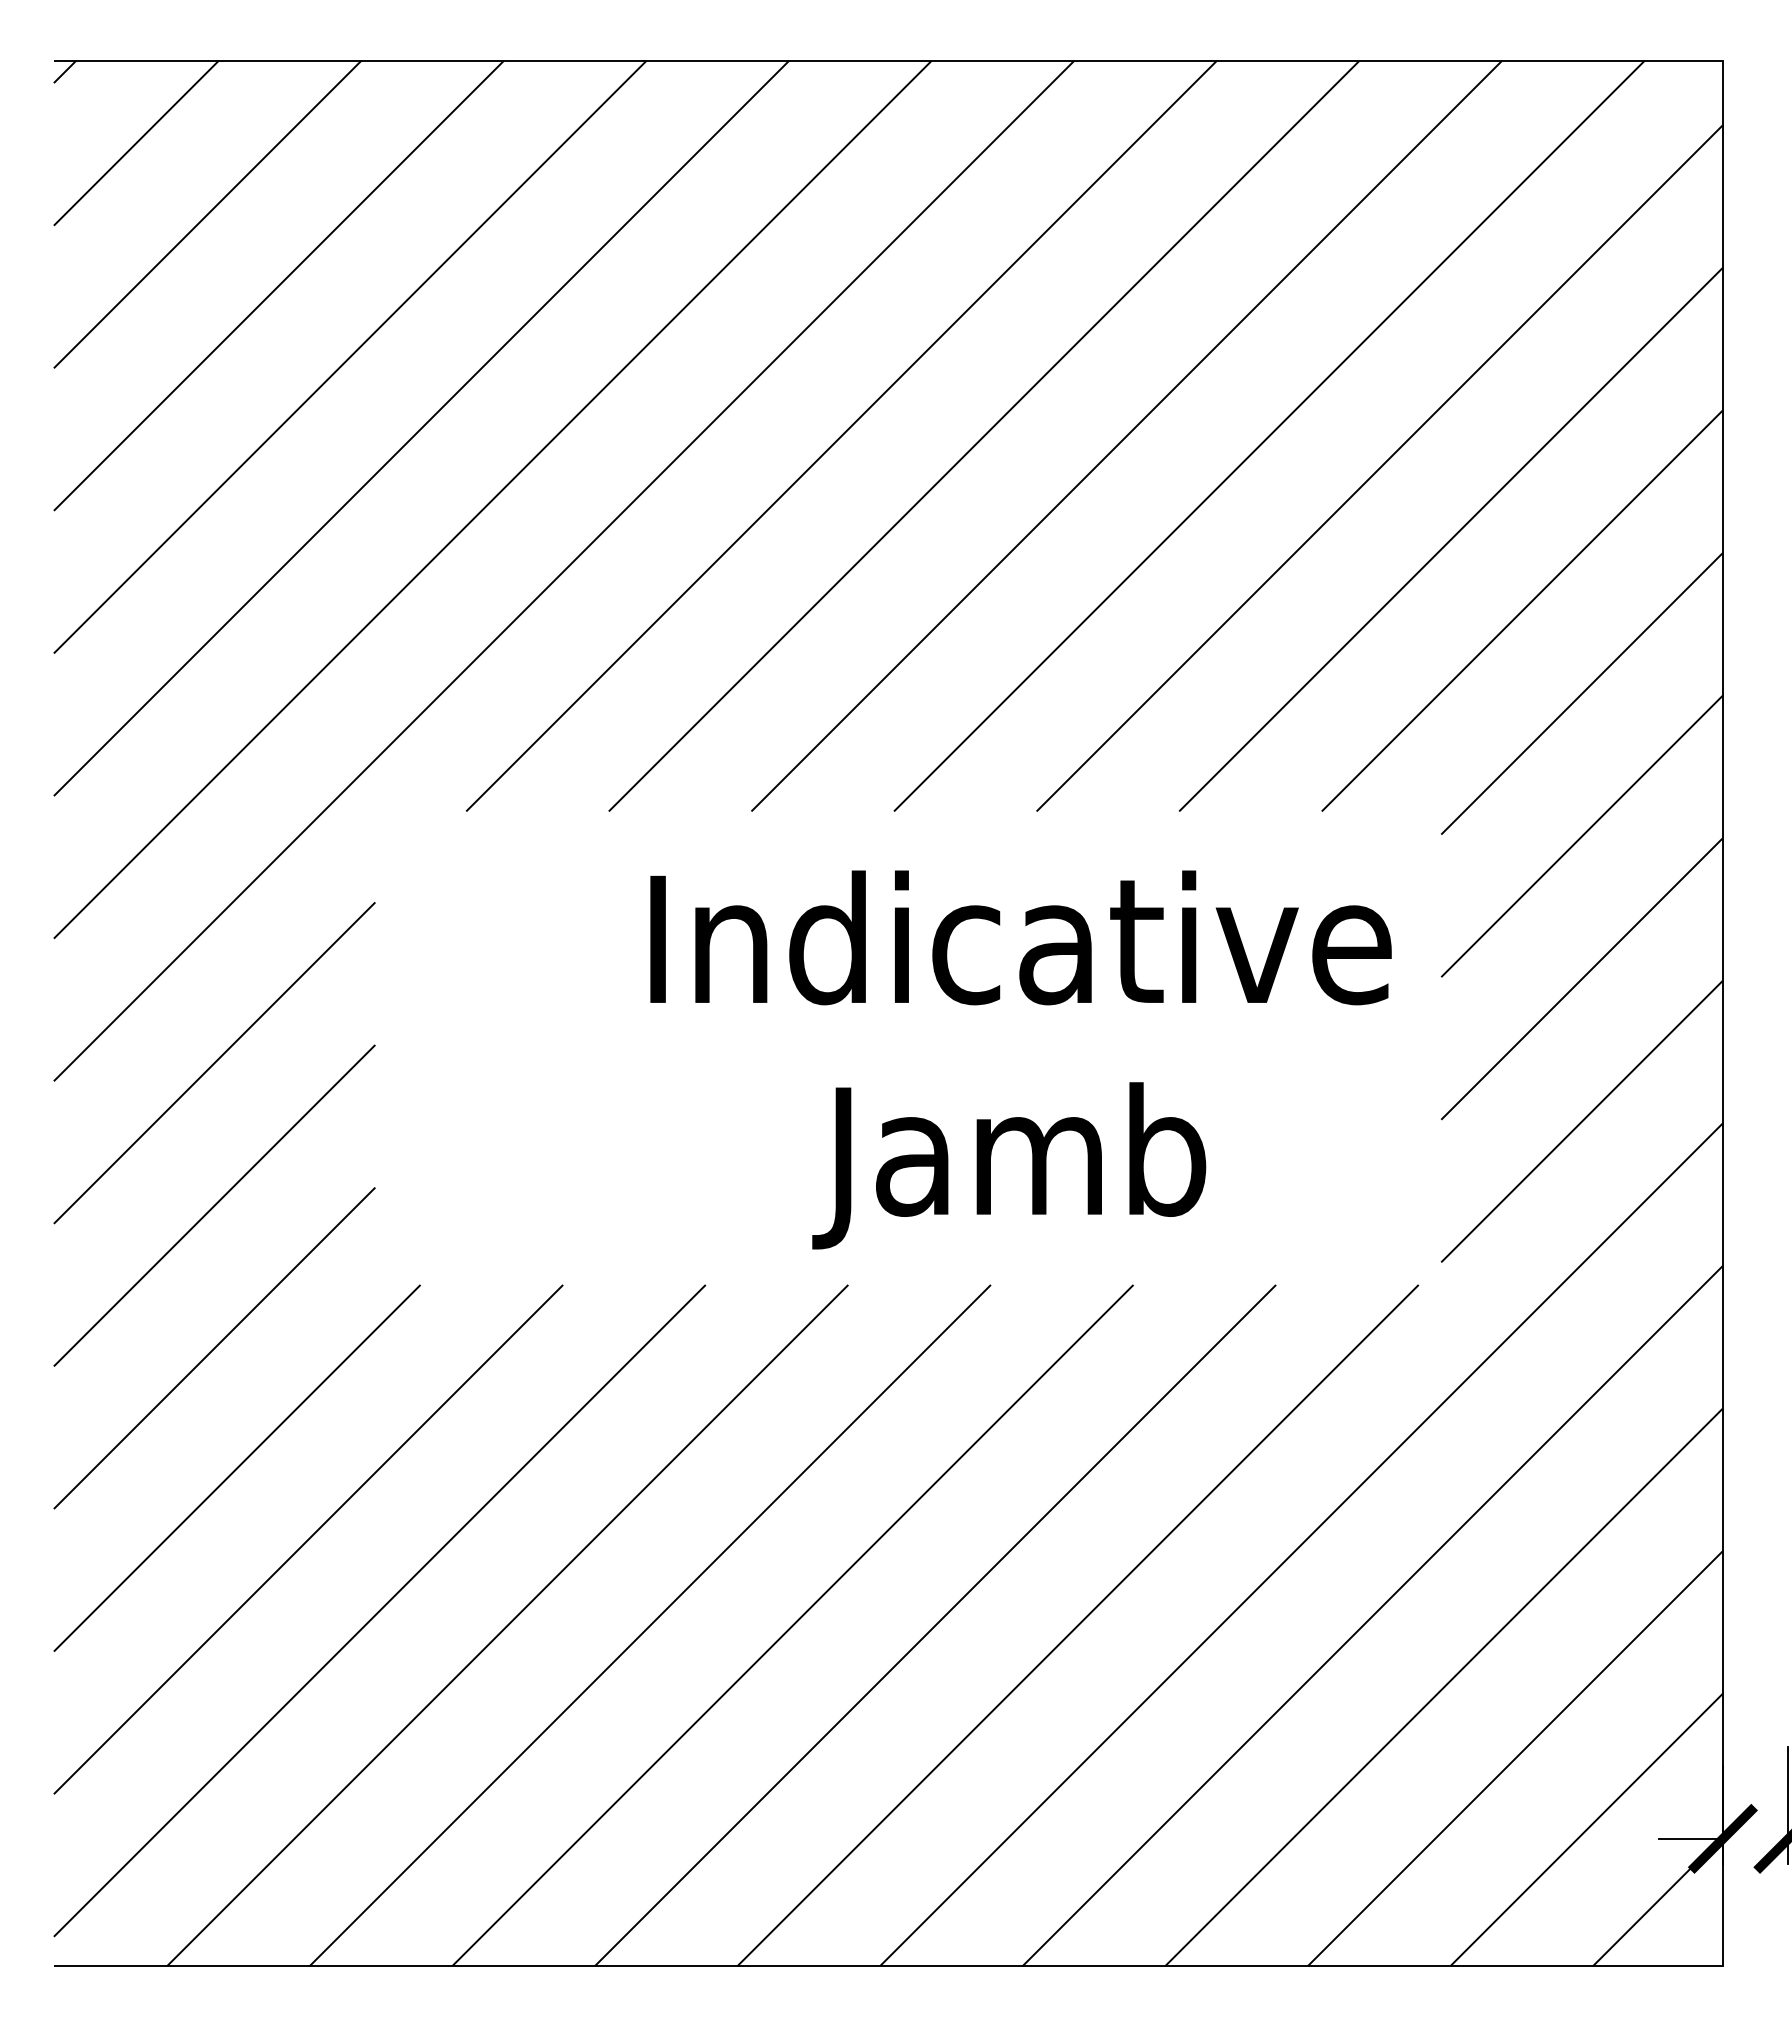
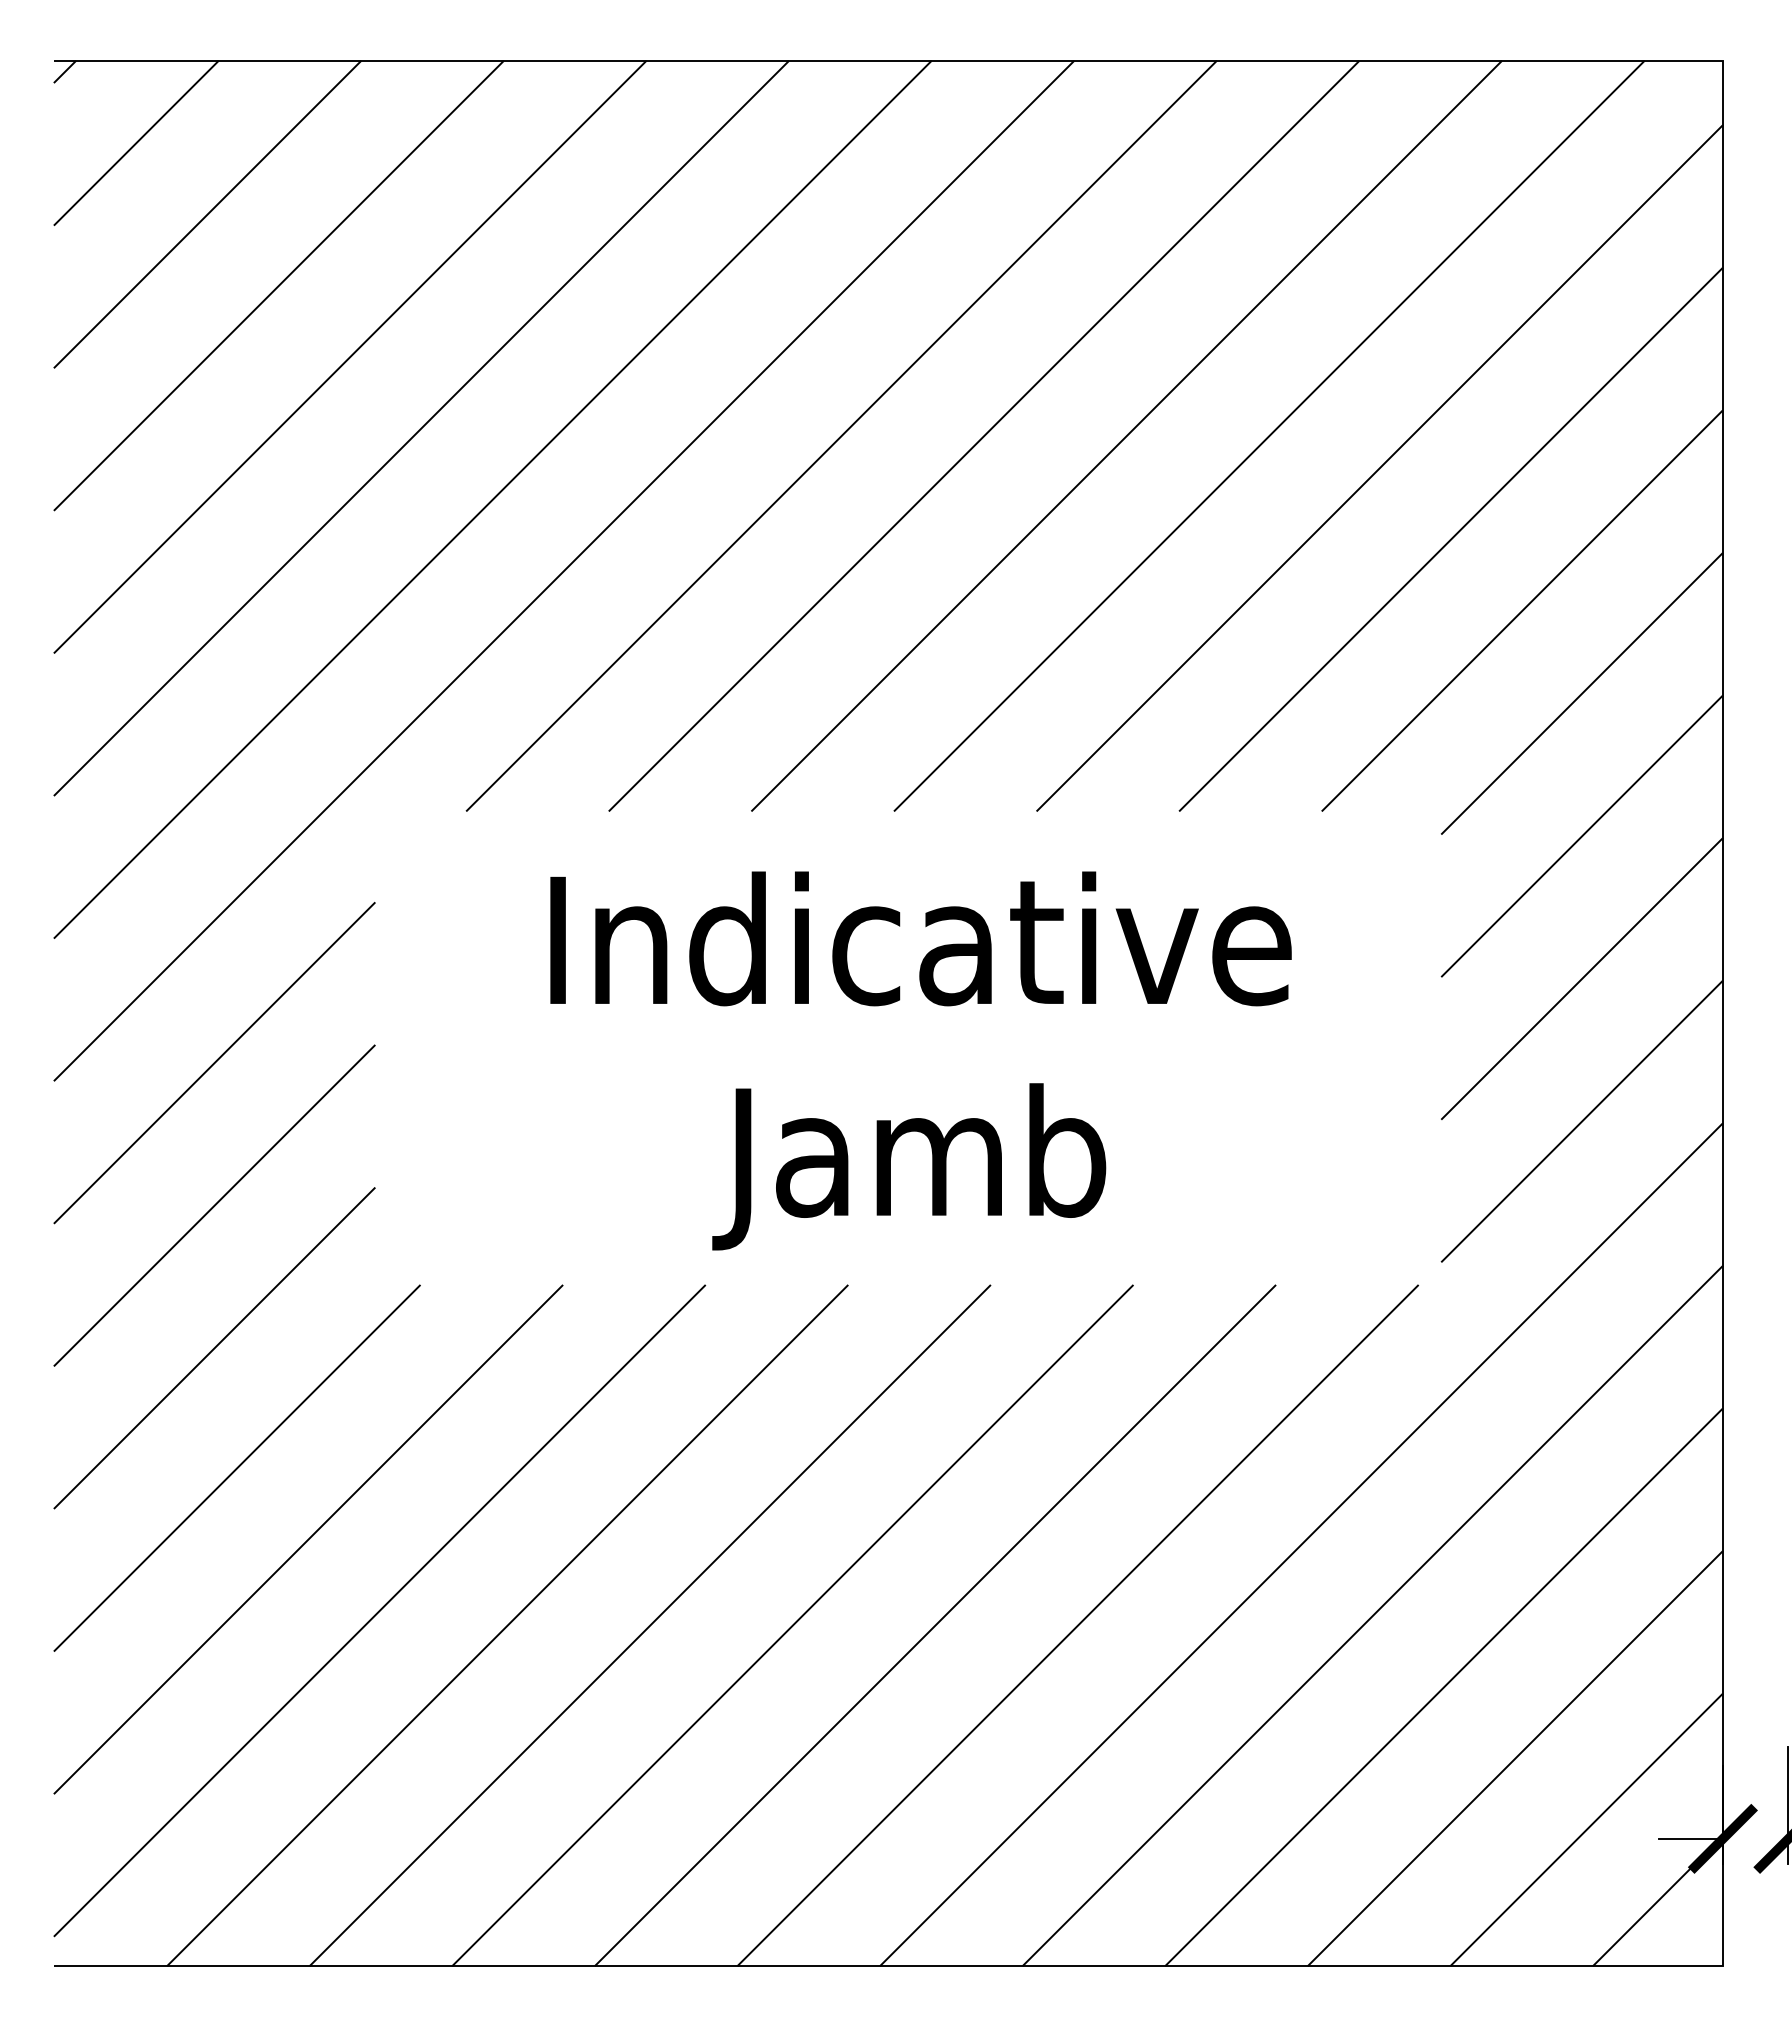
text position: (1020, 1059) -> (920, 1060) (920, 1060)
